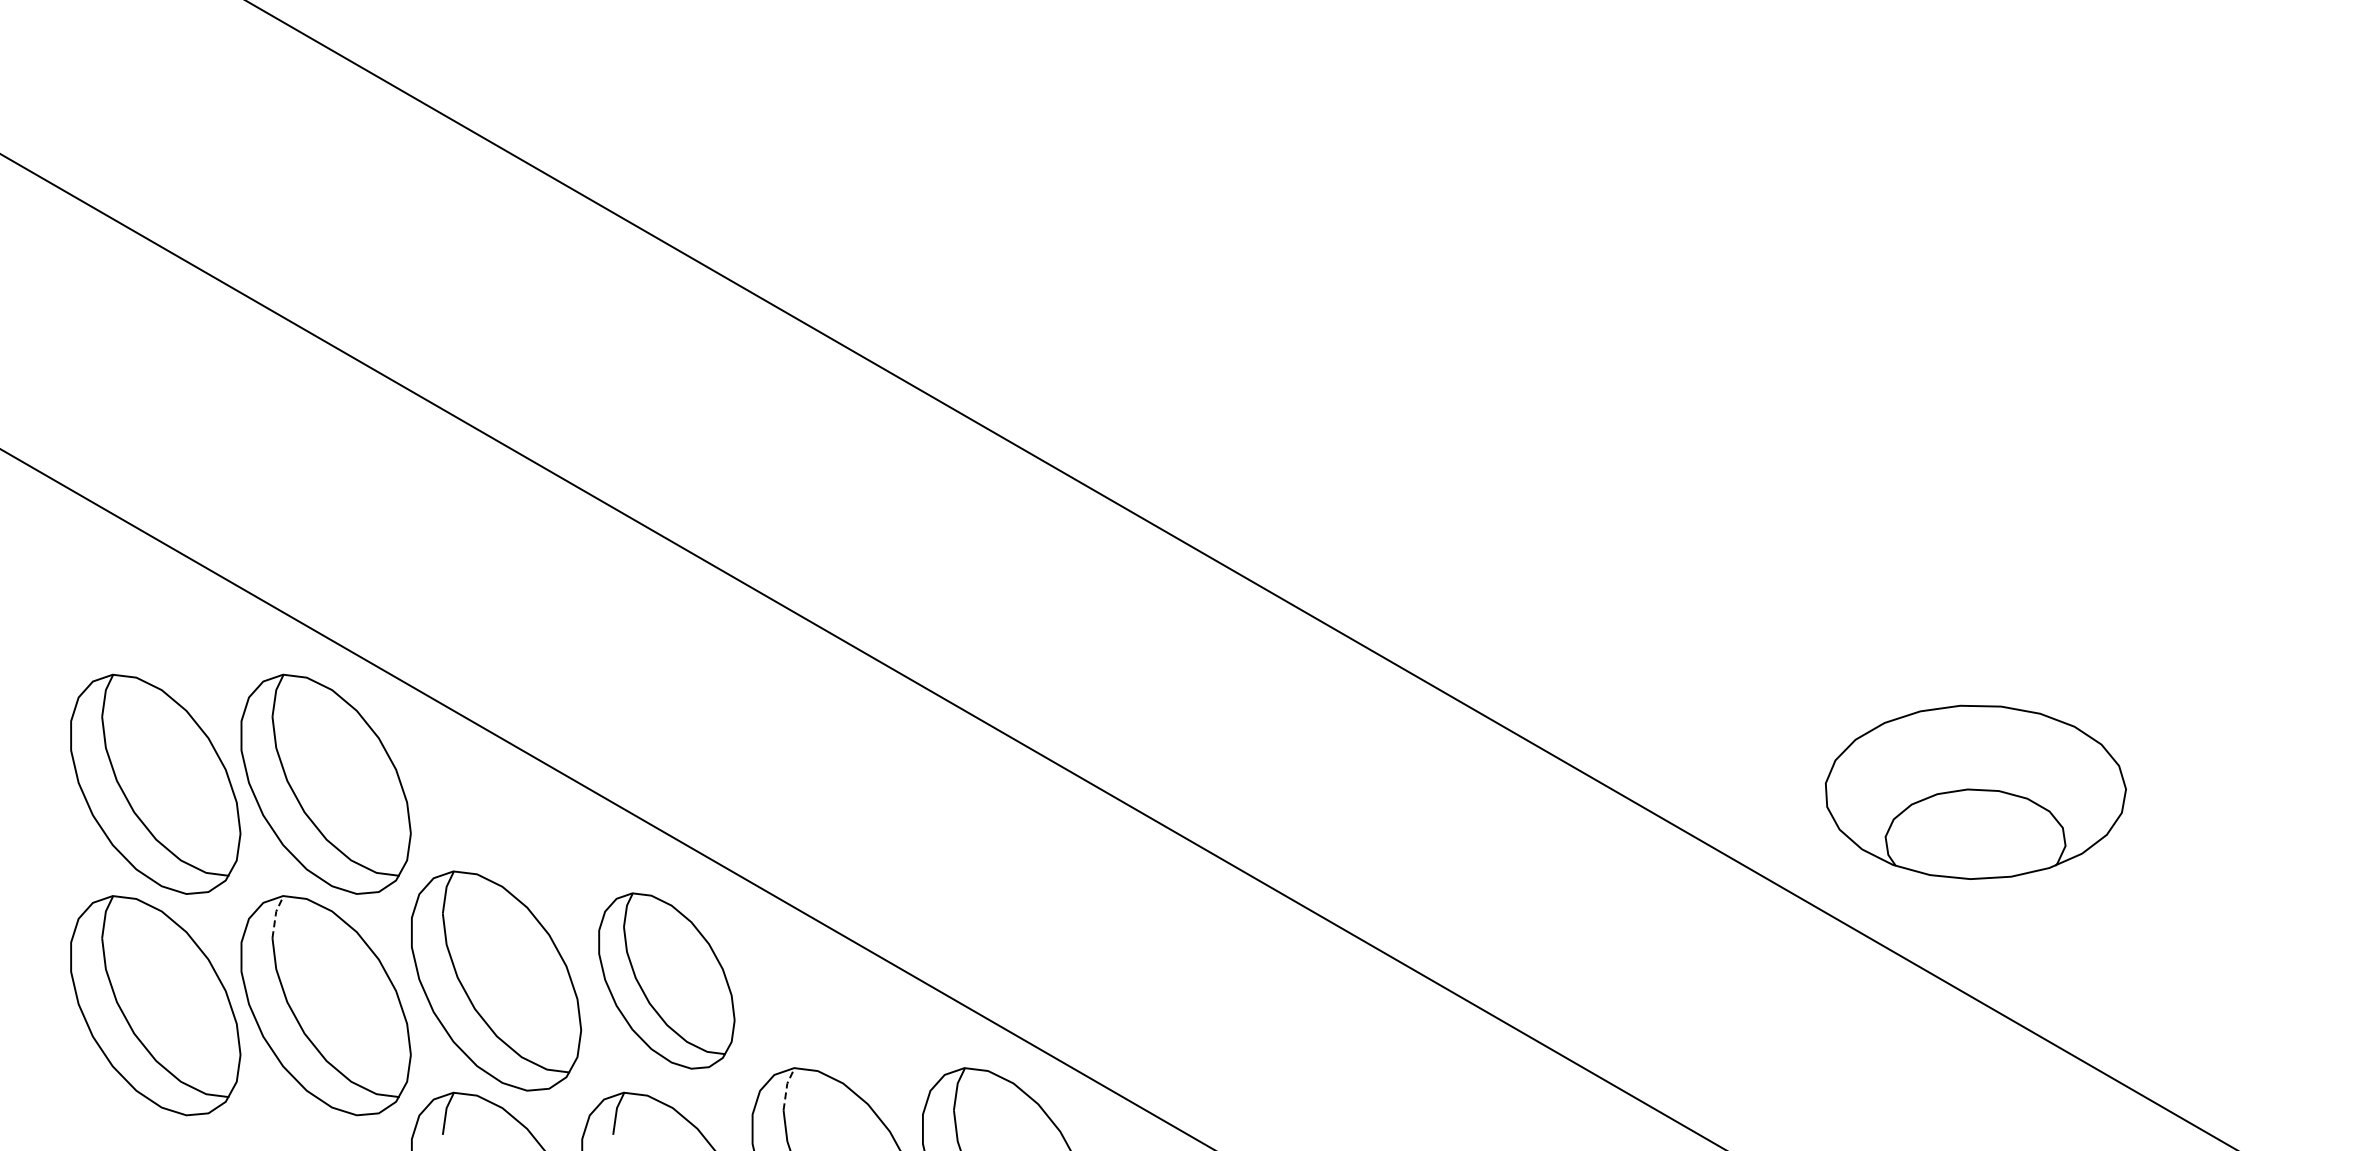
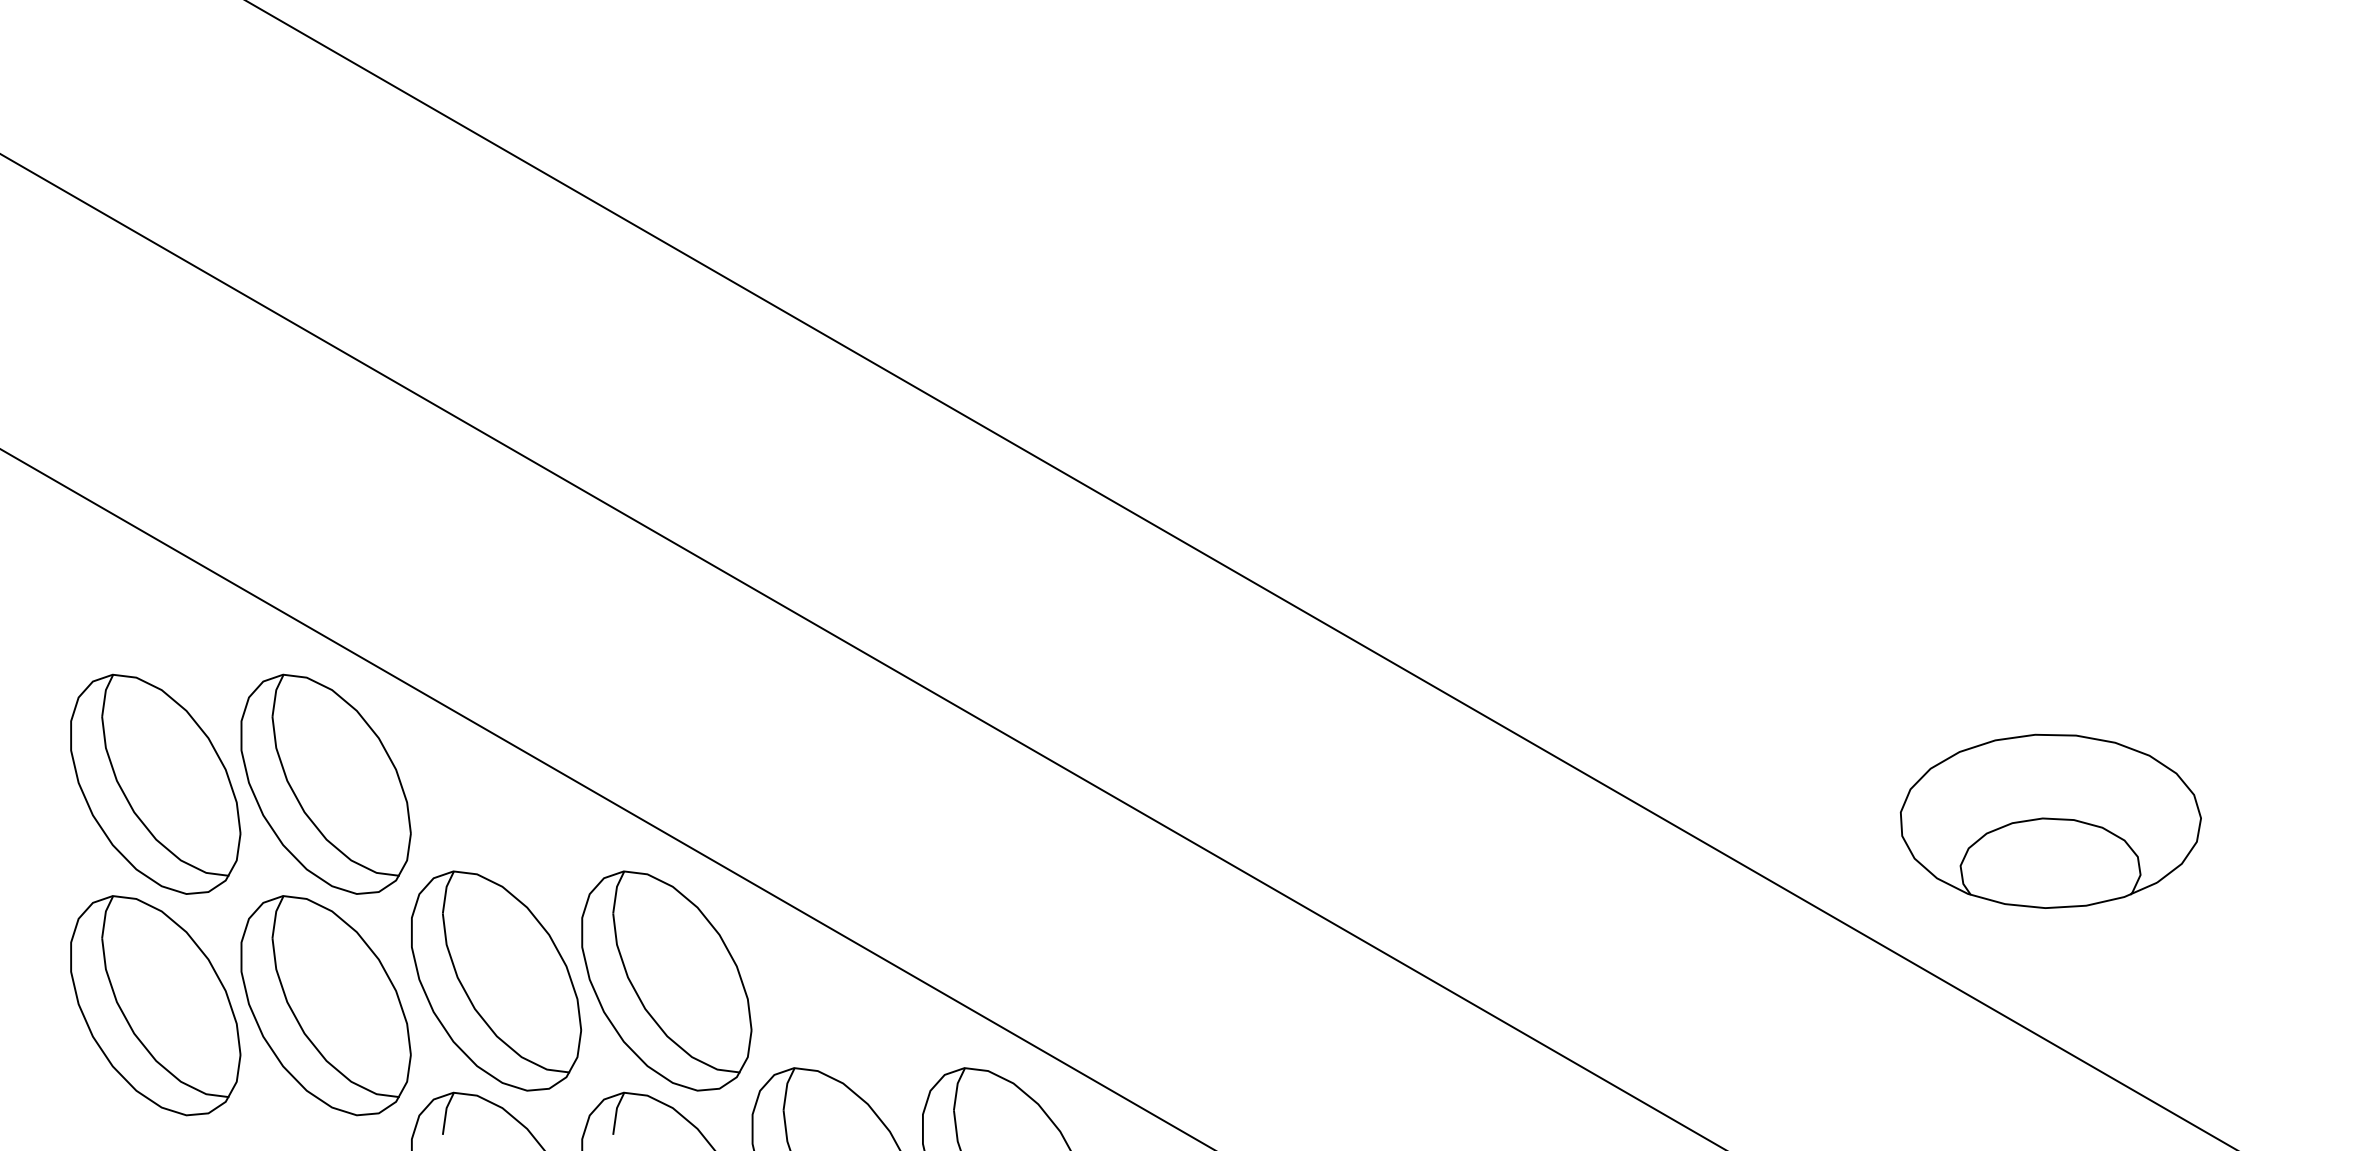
part position: (1975, 791) -> (2050, 820) (2050, 820)
line: dashed -> solid (275, 915)
part size: 138x178 px -> 172x222 px (666, 980)
line: dashed -> solid (786, 1087)
